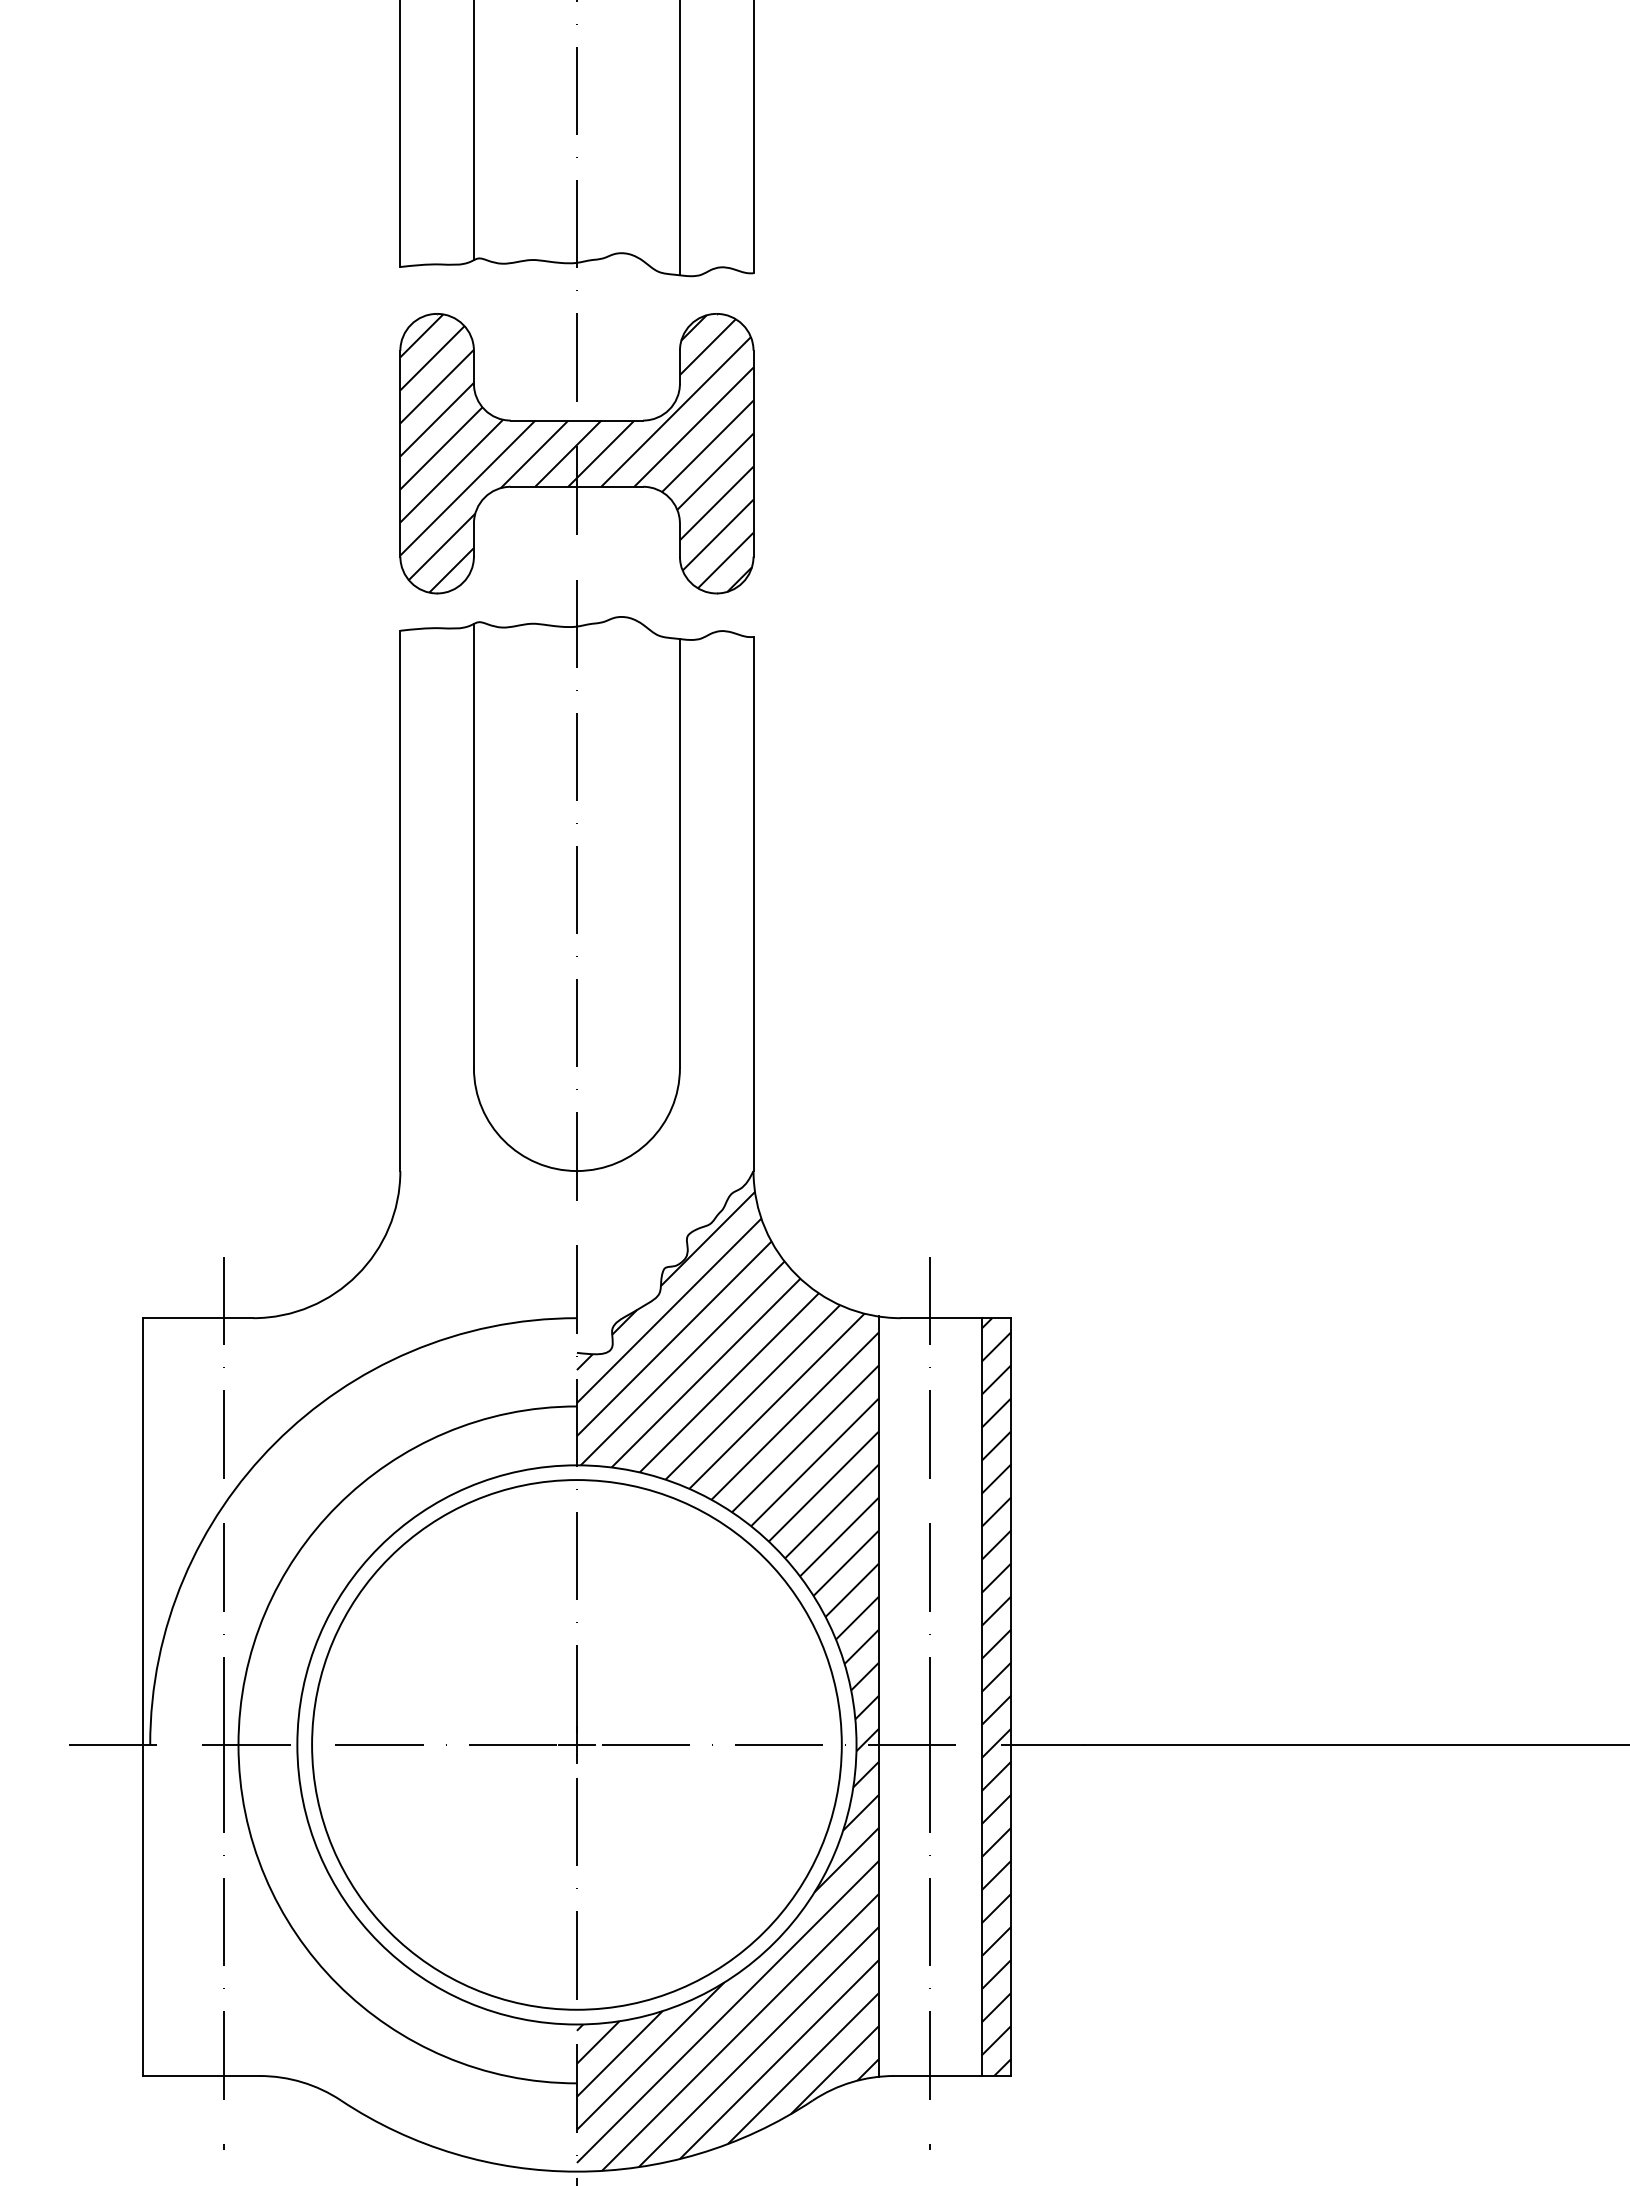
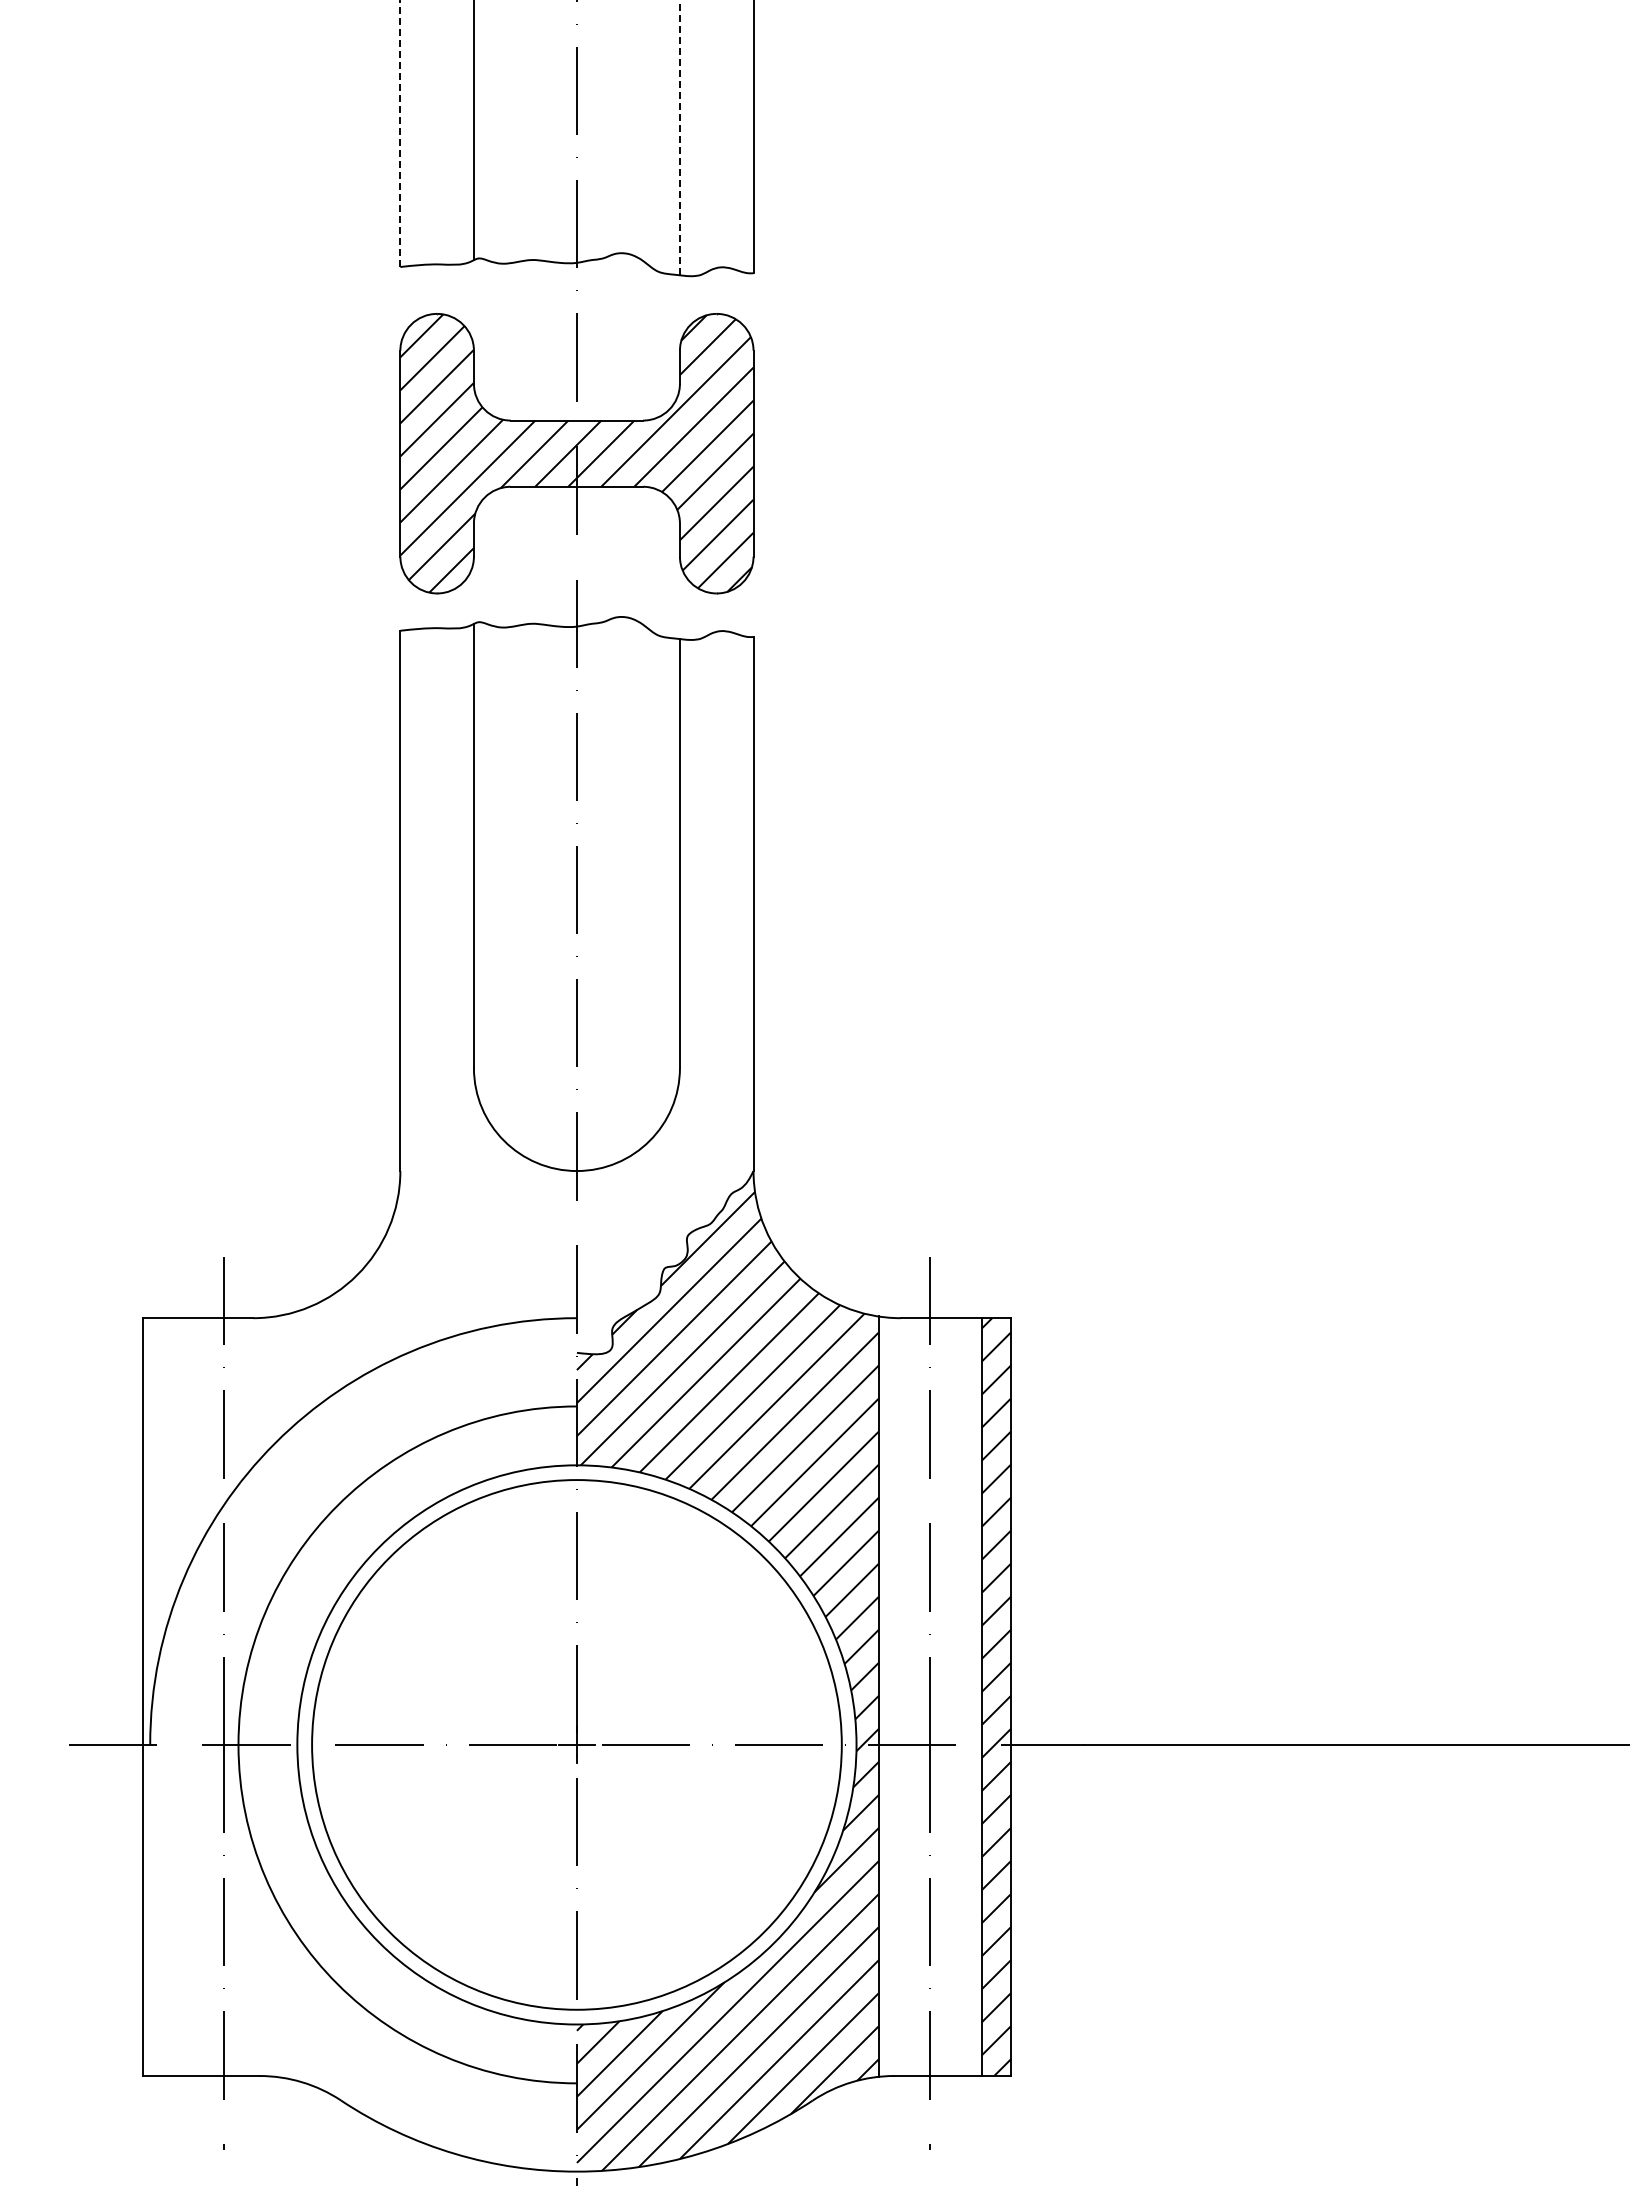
line: solid -> dashed (400, 133)
line: solid -> dashed (679, 137)
